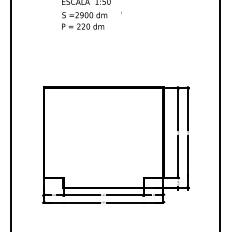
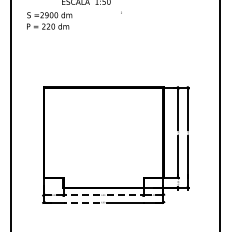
text position: (84, 20) -> (49, 20) (49, 20)
line: solid -> dashed (81, 195)
line: solid -> dashed (125, 195)
line: solid -> dashed (81, 202)
